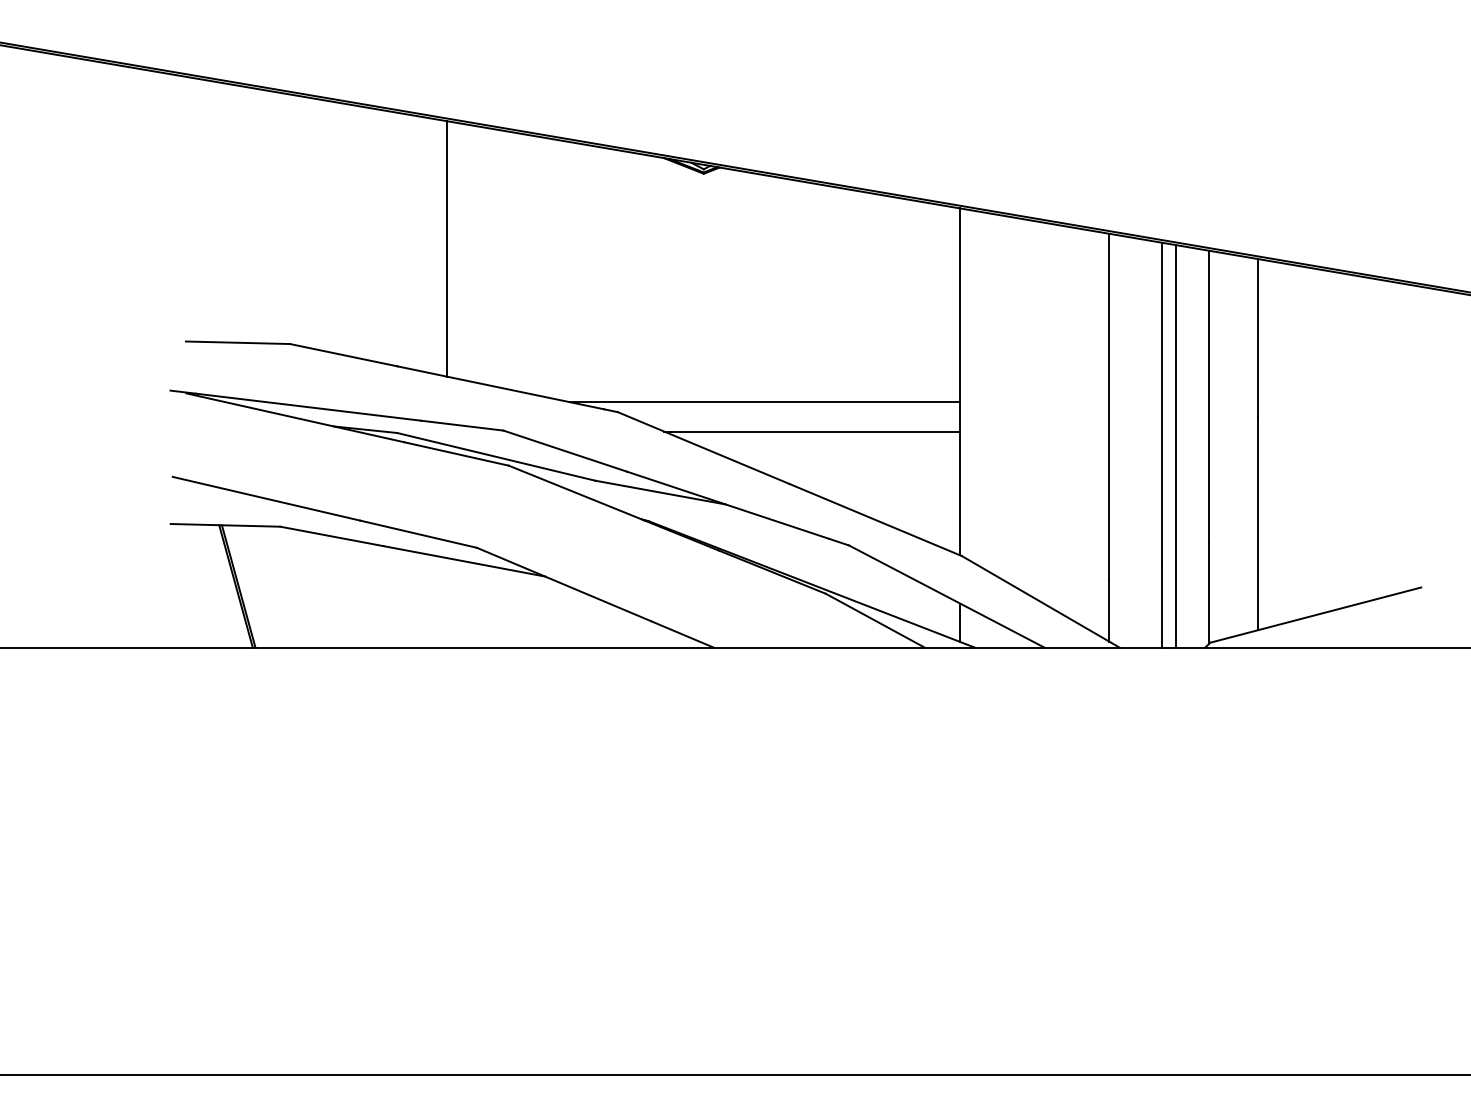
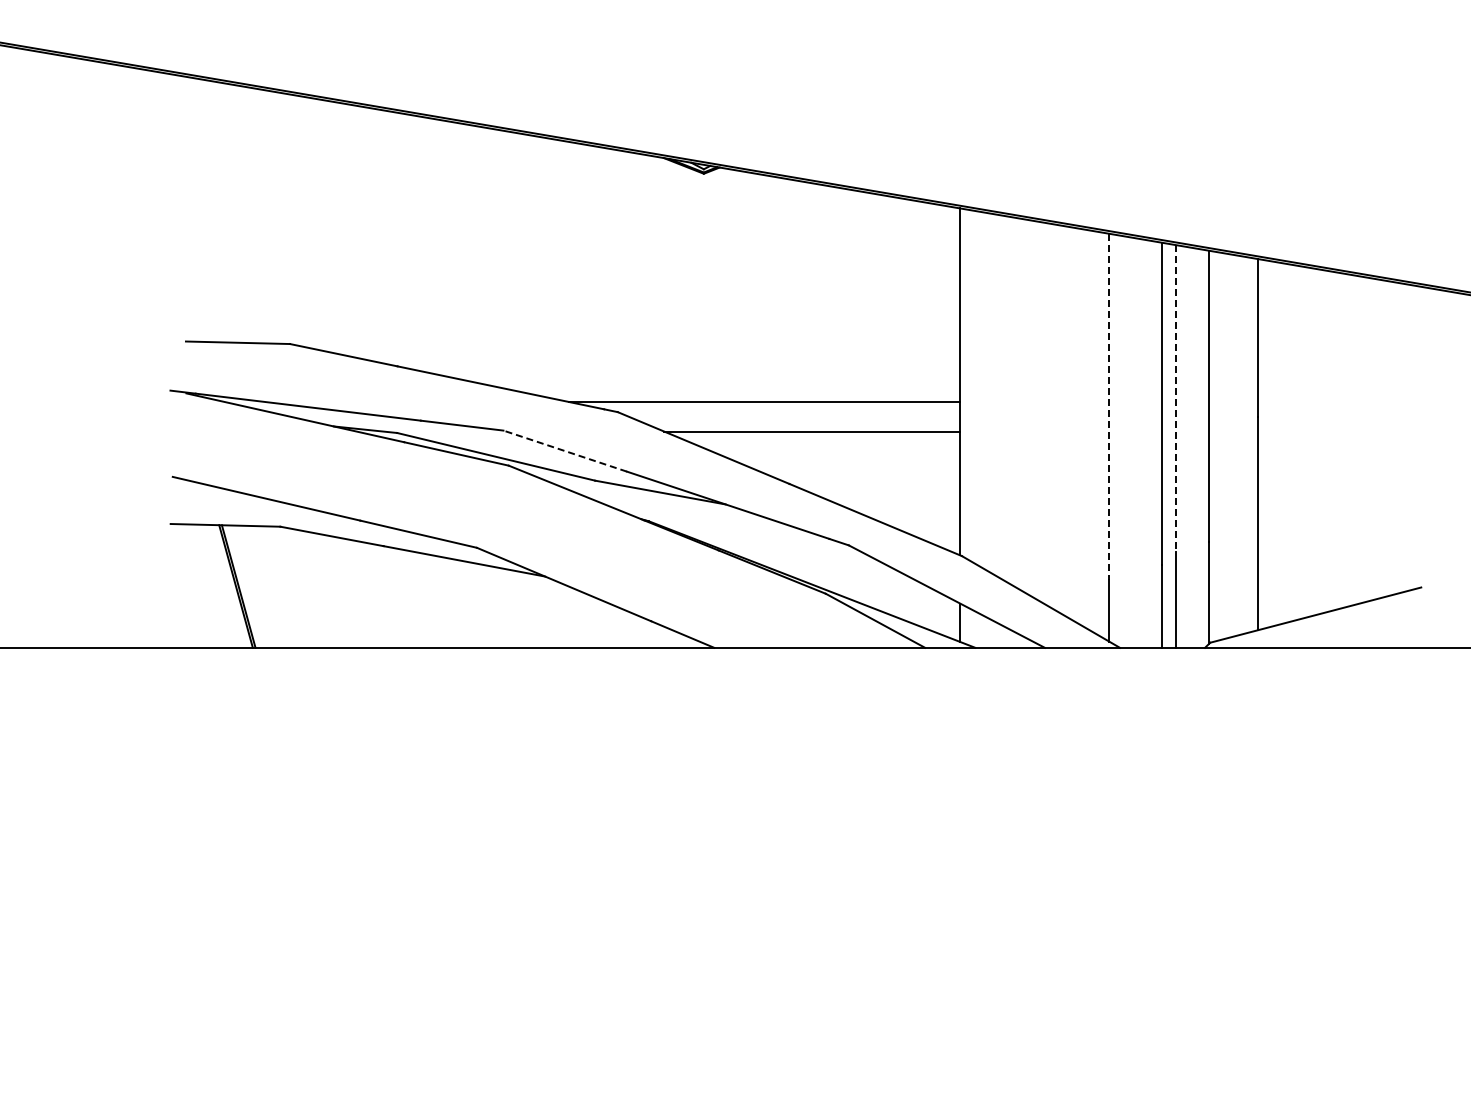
line: present -> none (447, 248)
line: solid -> dashed (1176, 399)
line: solid -> dashed (1109, 407)
line: solid -> dashed (564, 450)
line: present -> none (734, 1075)
